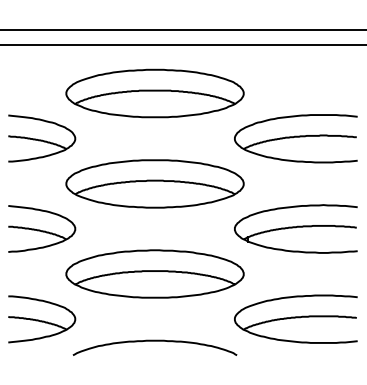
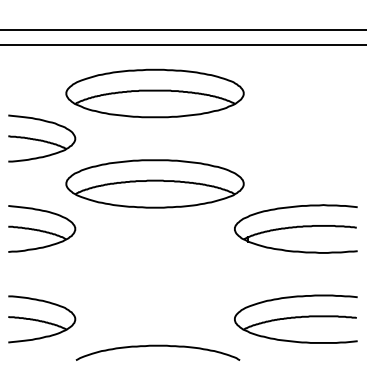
part: present -> none (295, 138)
part: present -> none (154, 273)
curve position: (154, 341) -> (157, 346) (157, 346)
